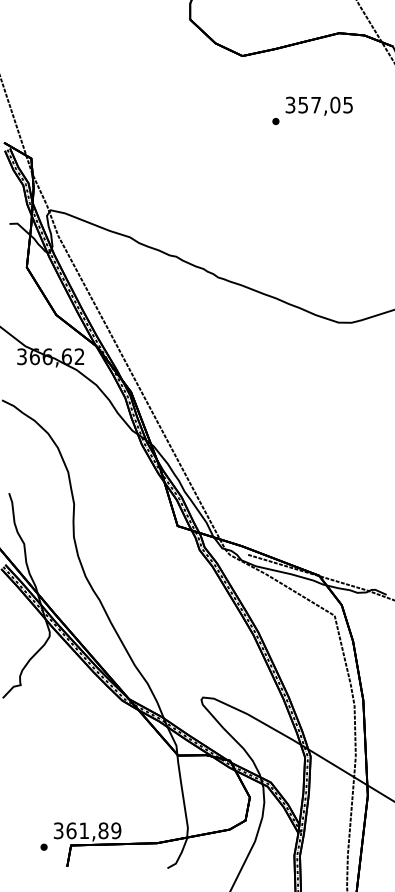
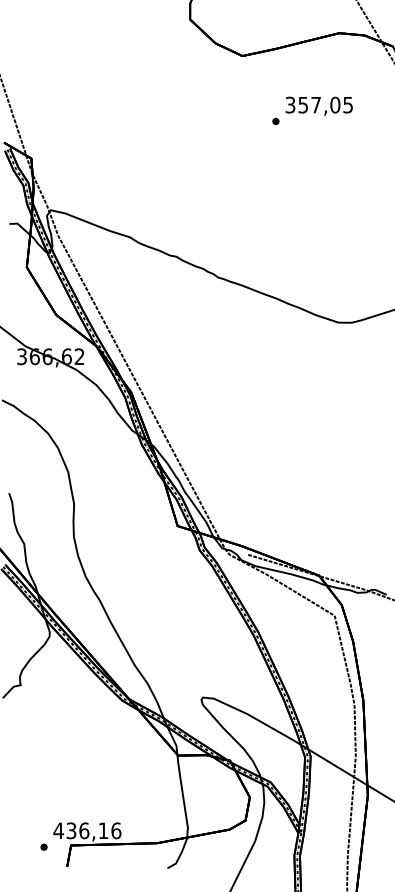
text: 361,89 -> 436,16 (87, 830)
